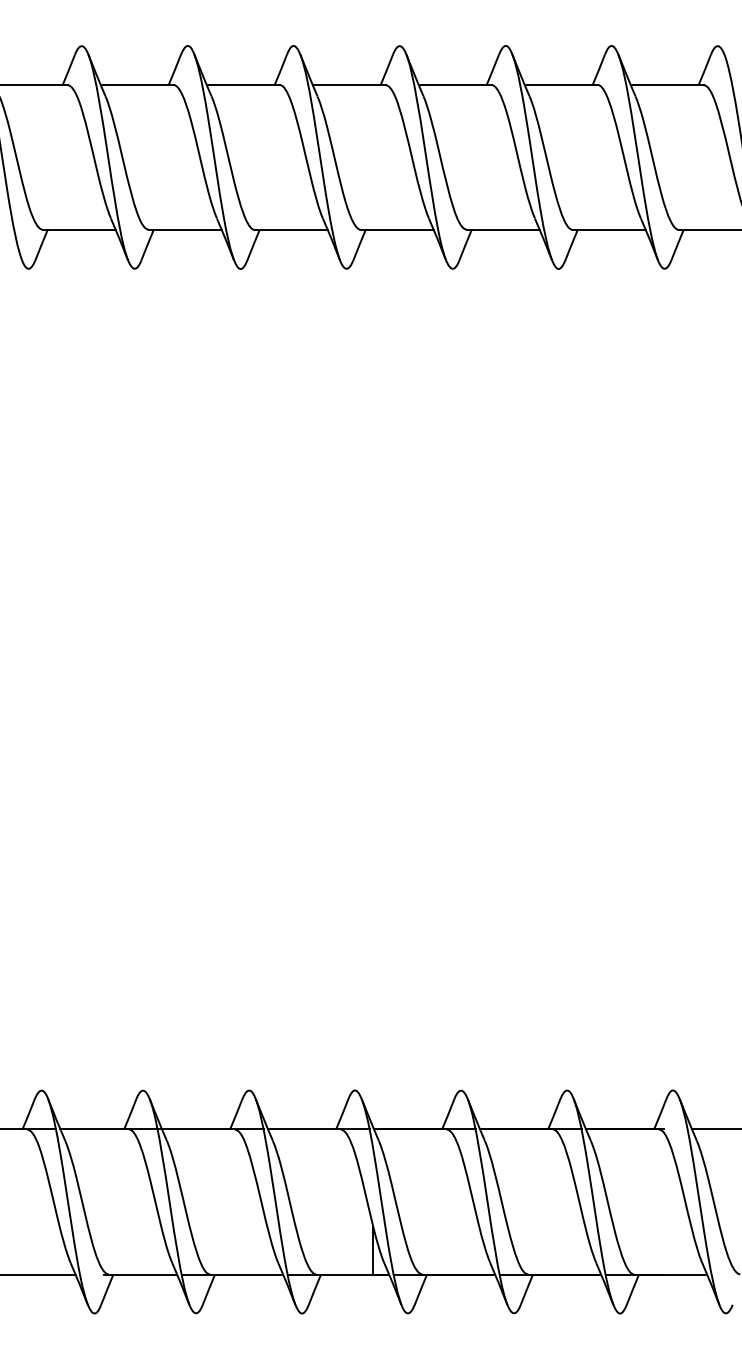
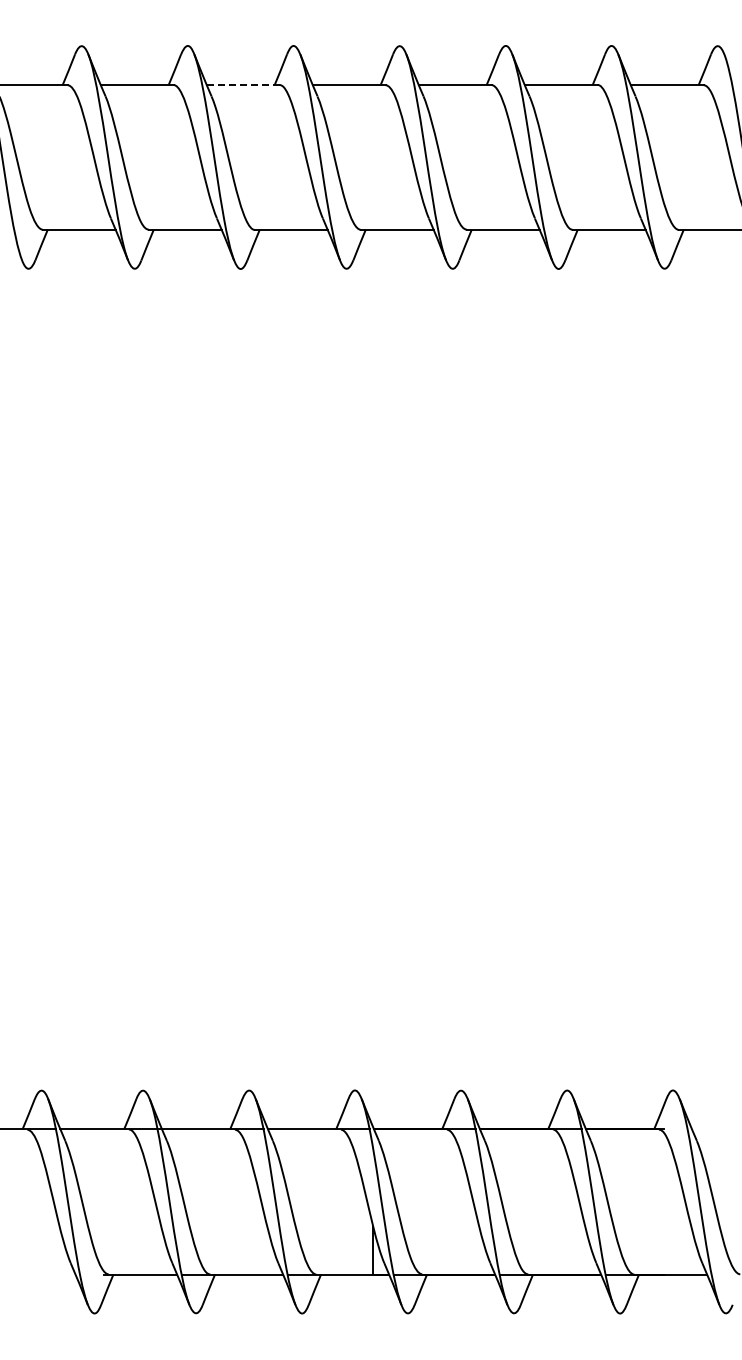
line: solid -> dashed (243, 84)
line: present -> none (715, 1129)
line: present -> none (38, 1274)
